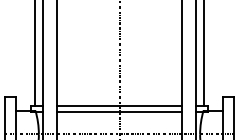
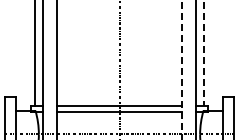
line: solid -> dashed (203, 53)
line: solid -> dashed (182, 70)
